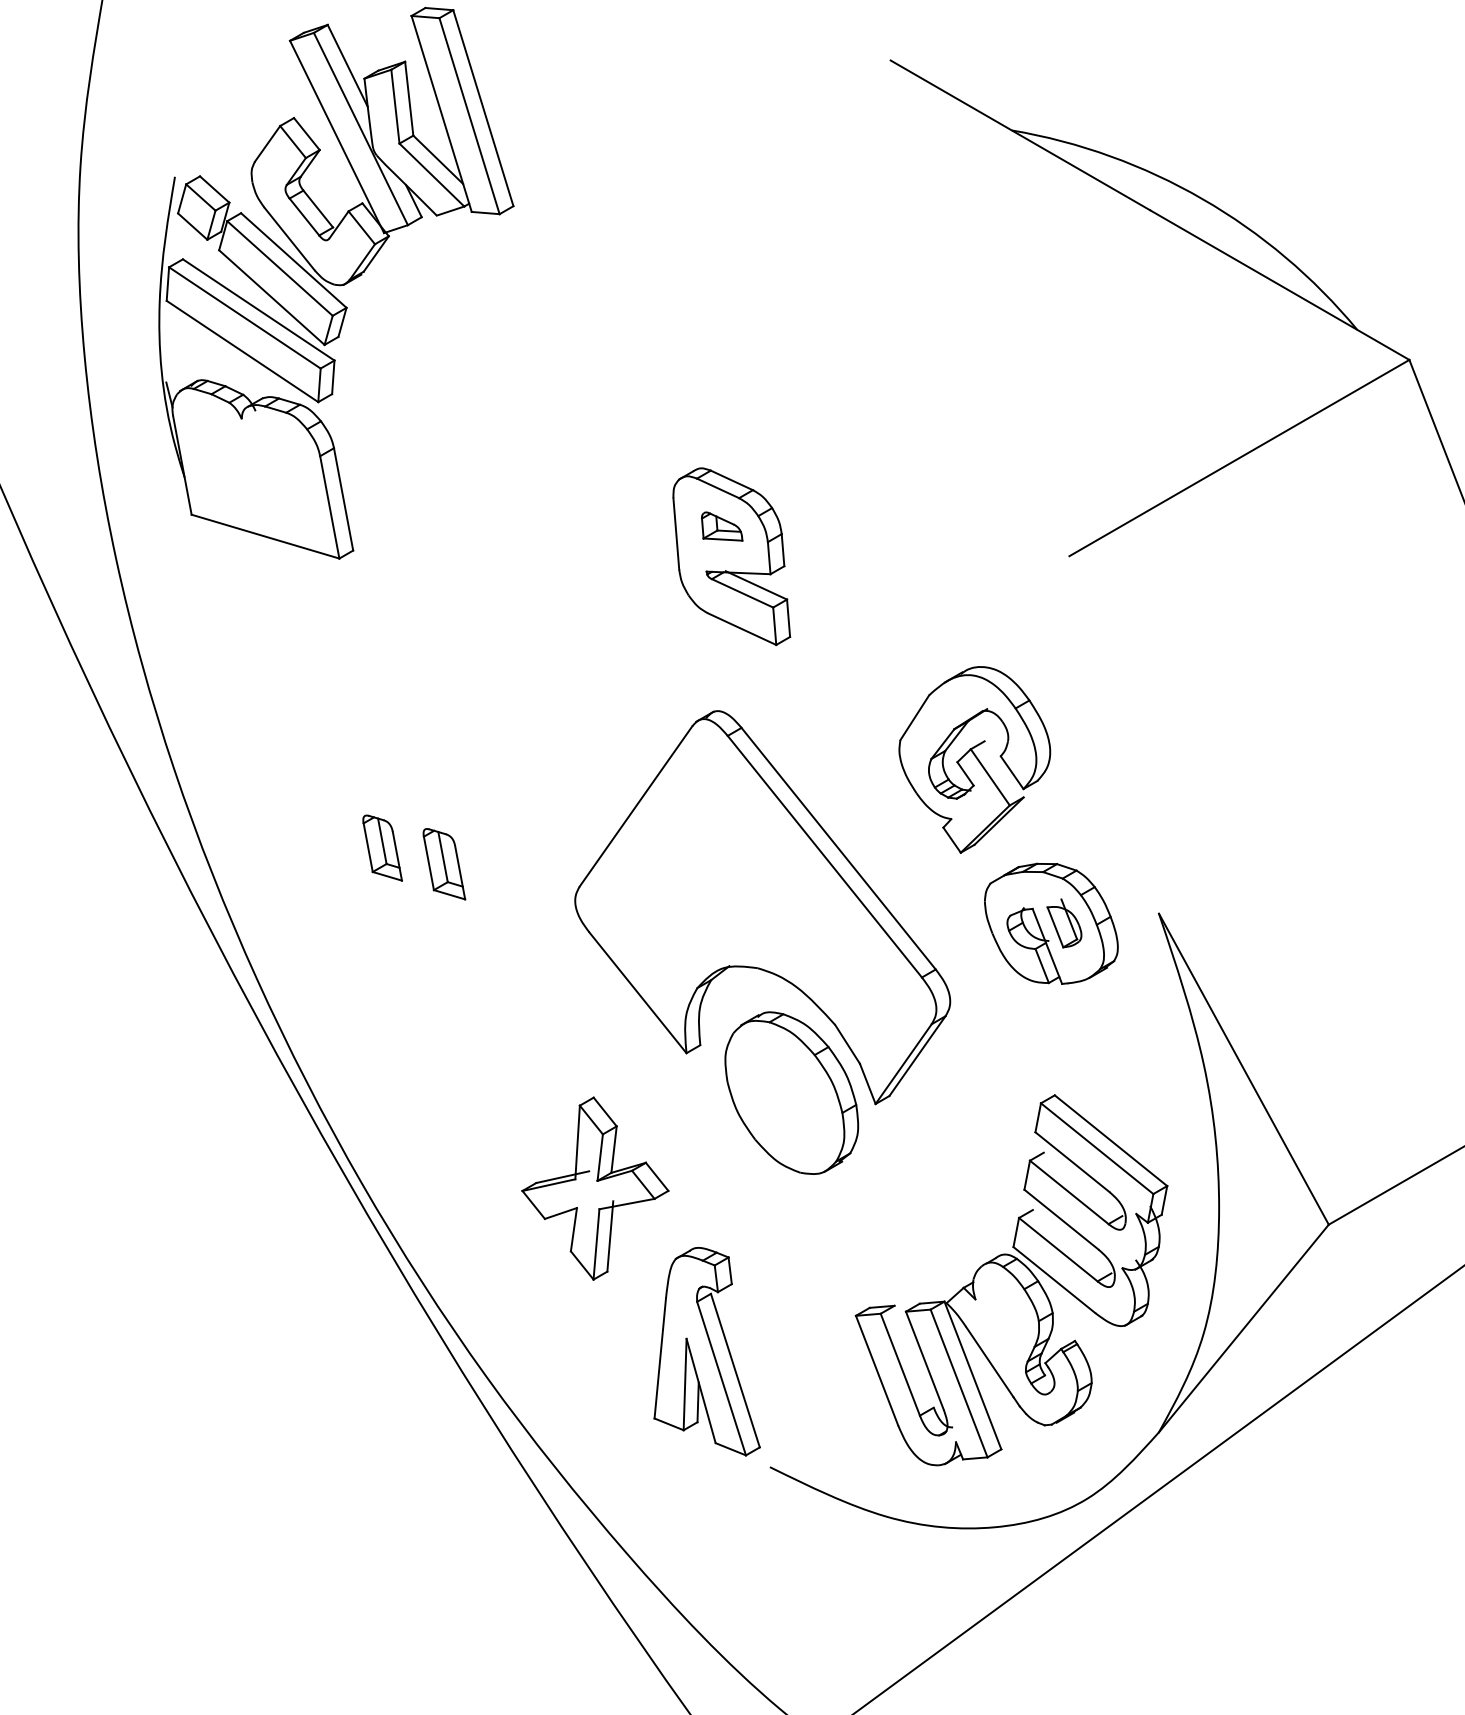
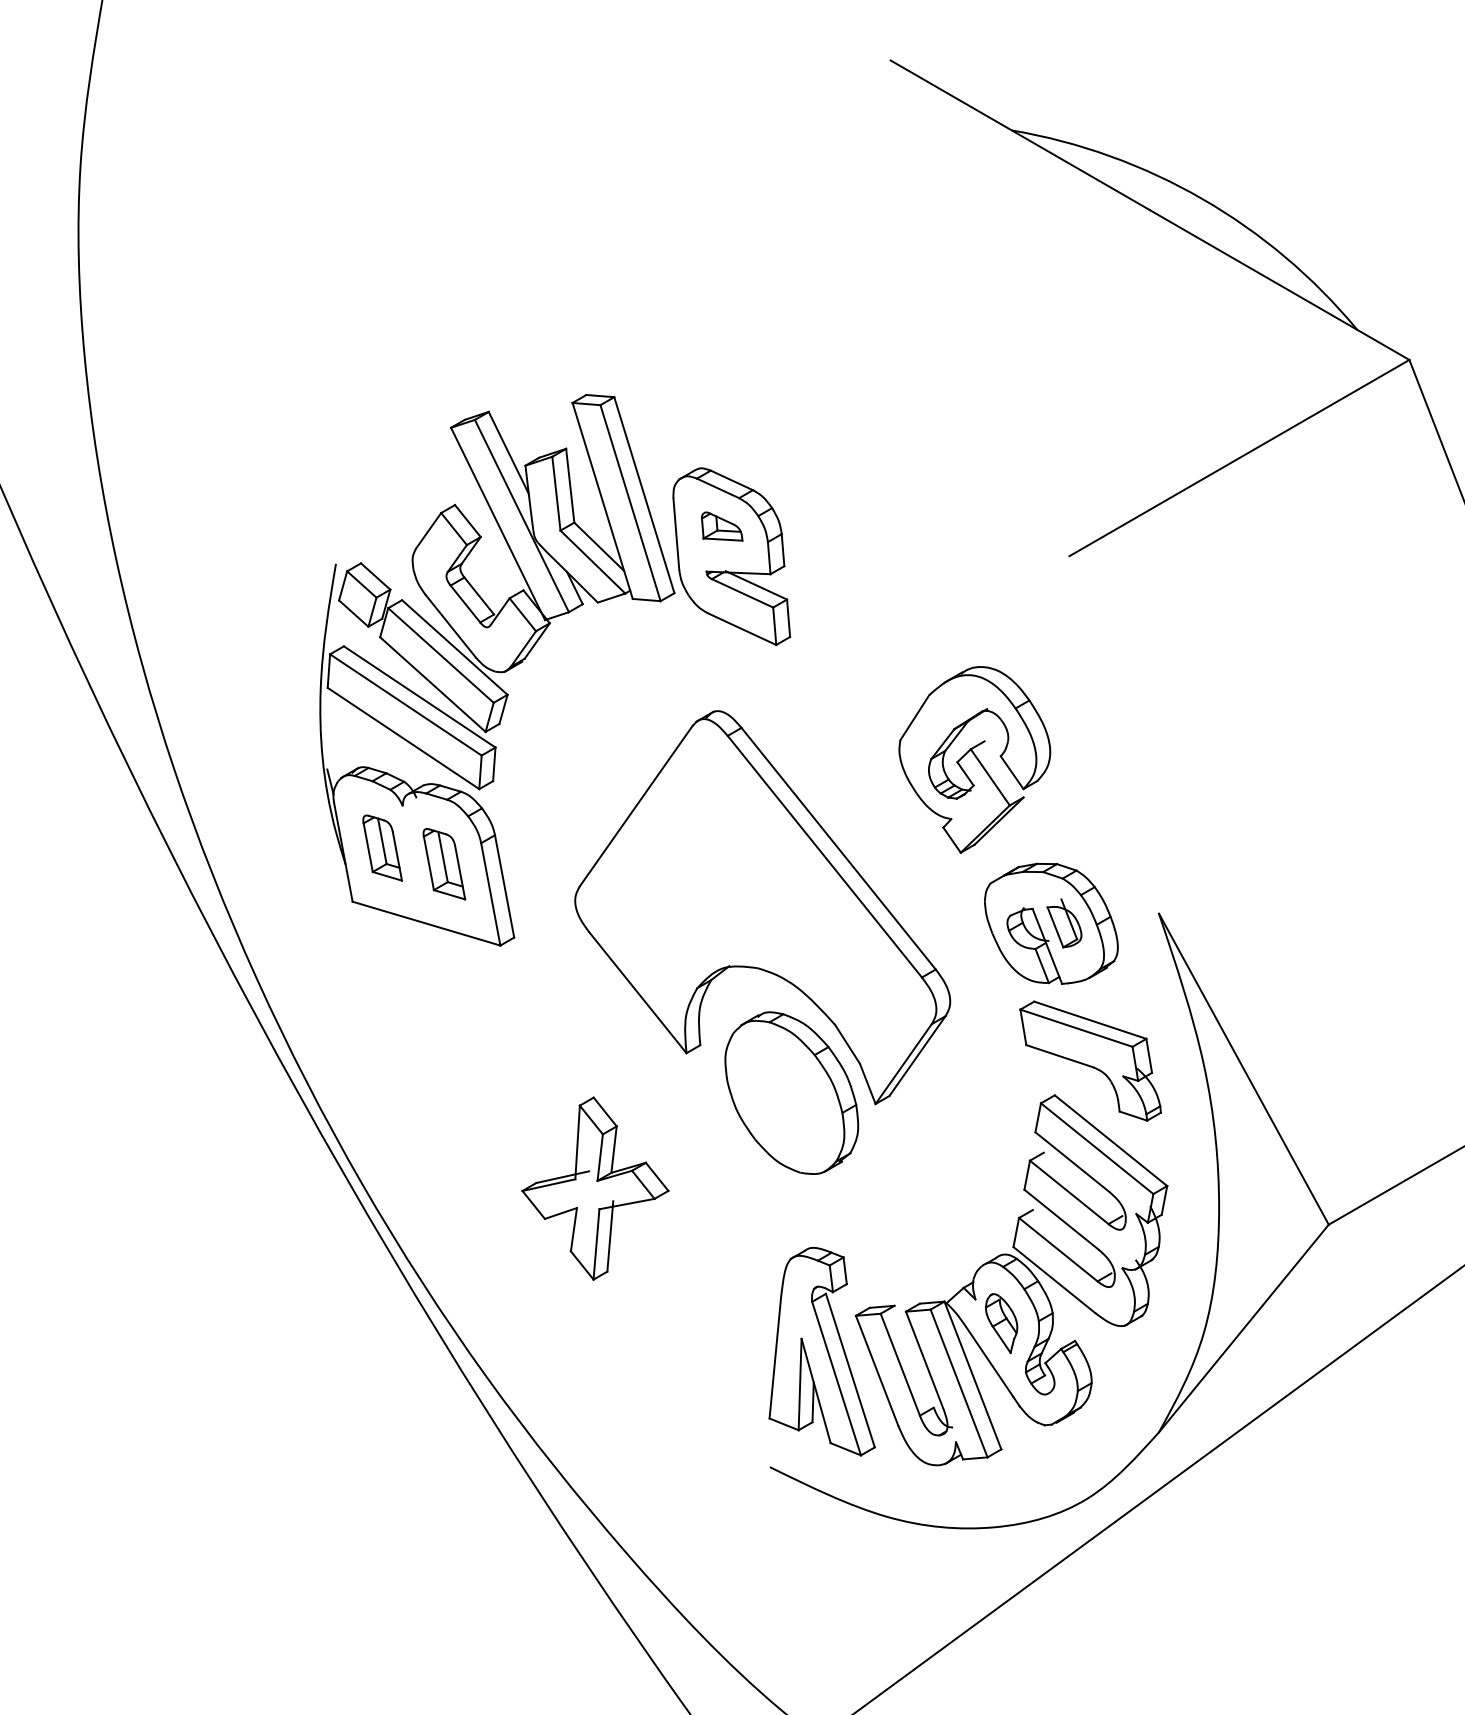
part position: (336, 282) -> (497, 669) (497, 669)
part: none -> present (1090, 1060)
part: none -> present (1001, 1323)
part position: (706, 1351) -> (821, 1351) (821, 1351)
